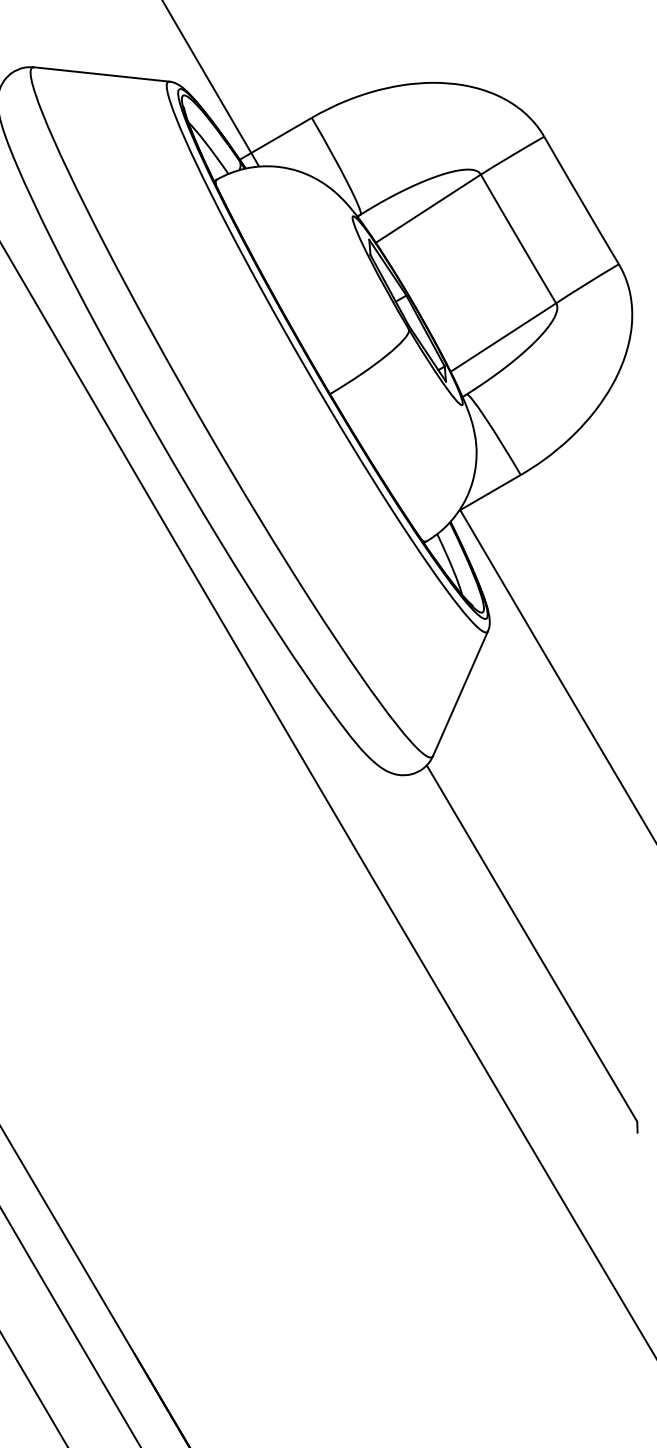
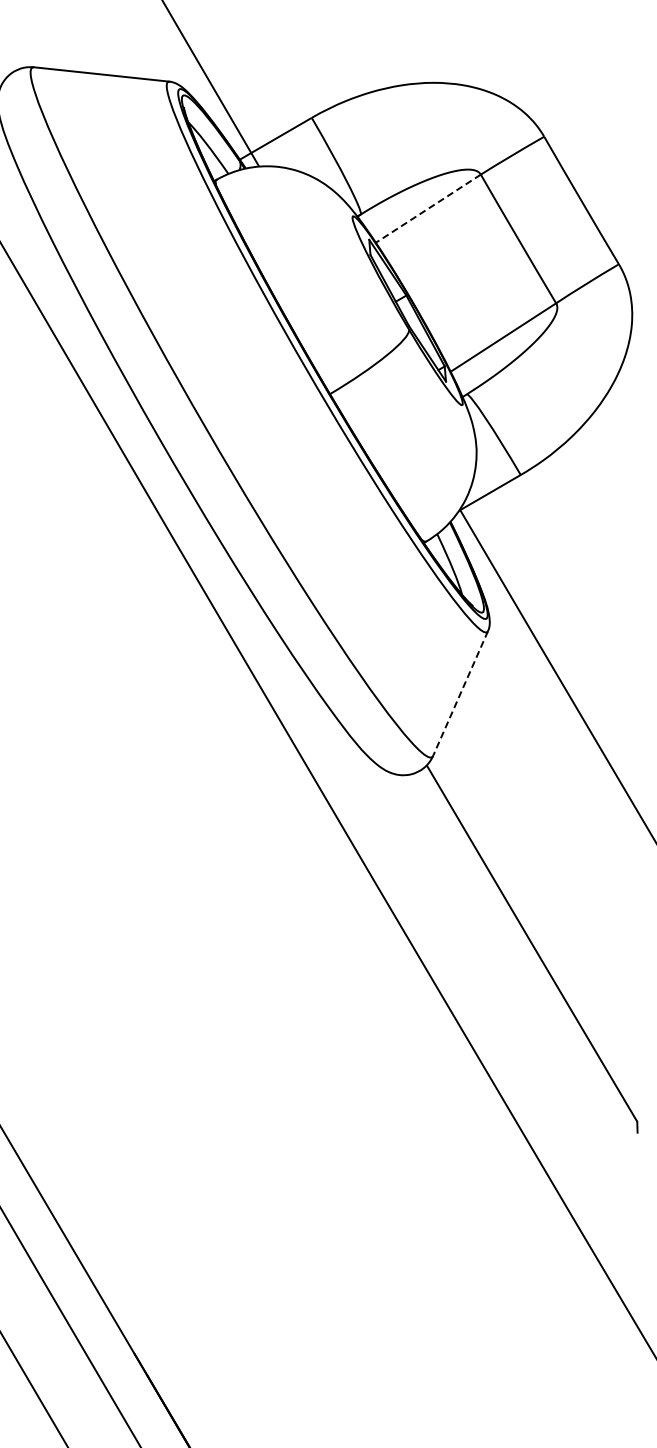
line: solid -> dashed (428, 208)
line: solid -> dashed (460, 693)
